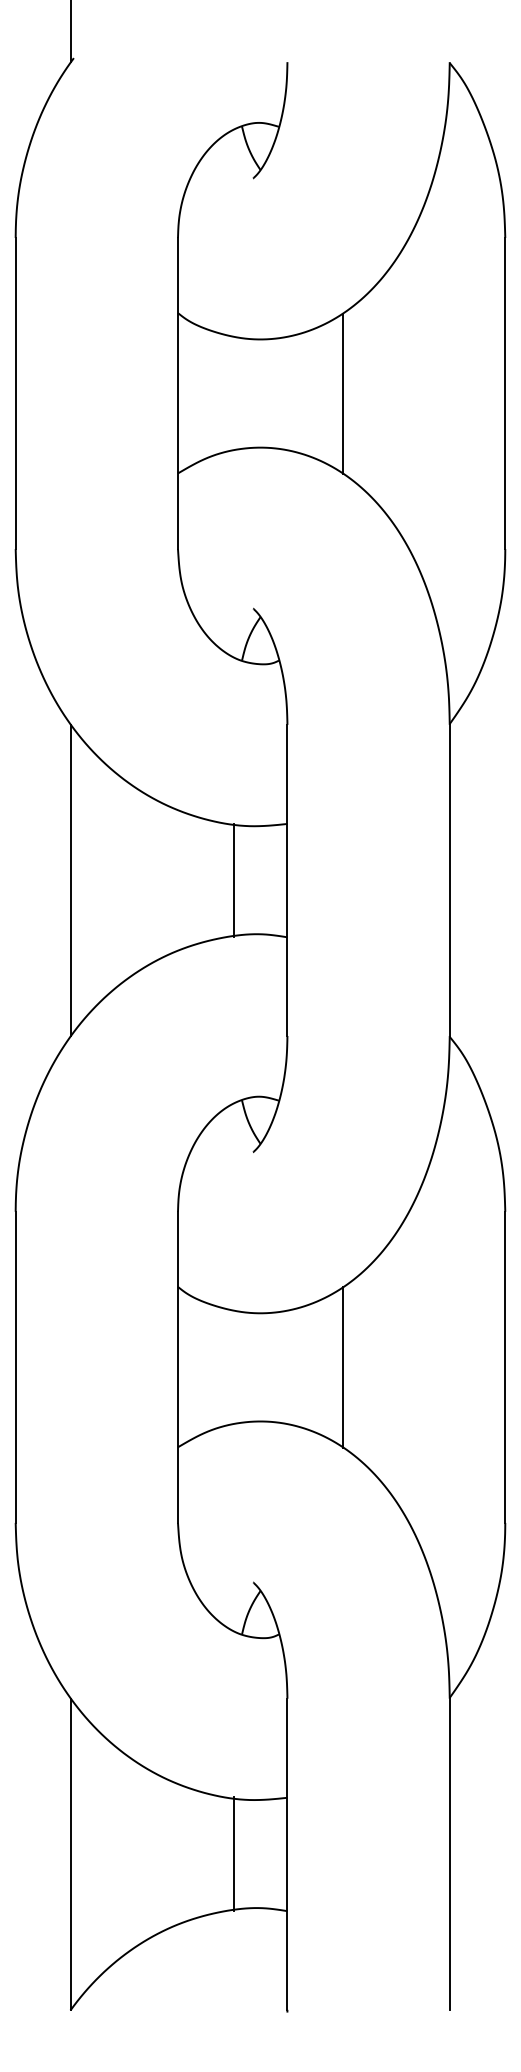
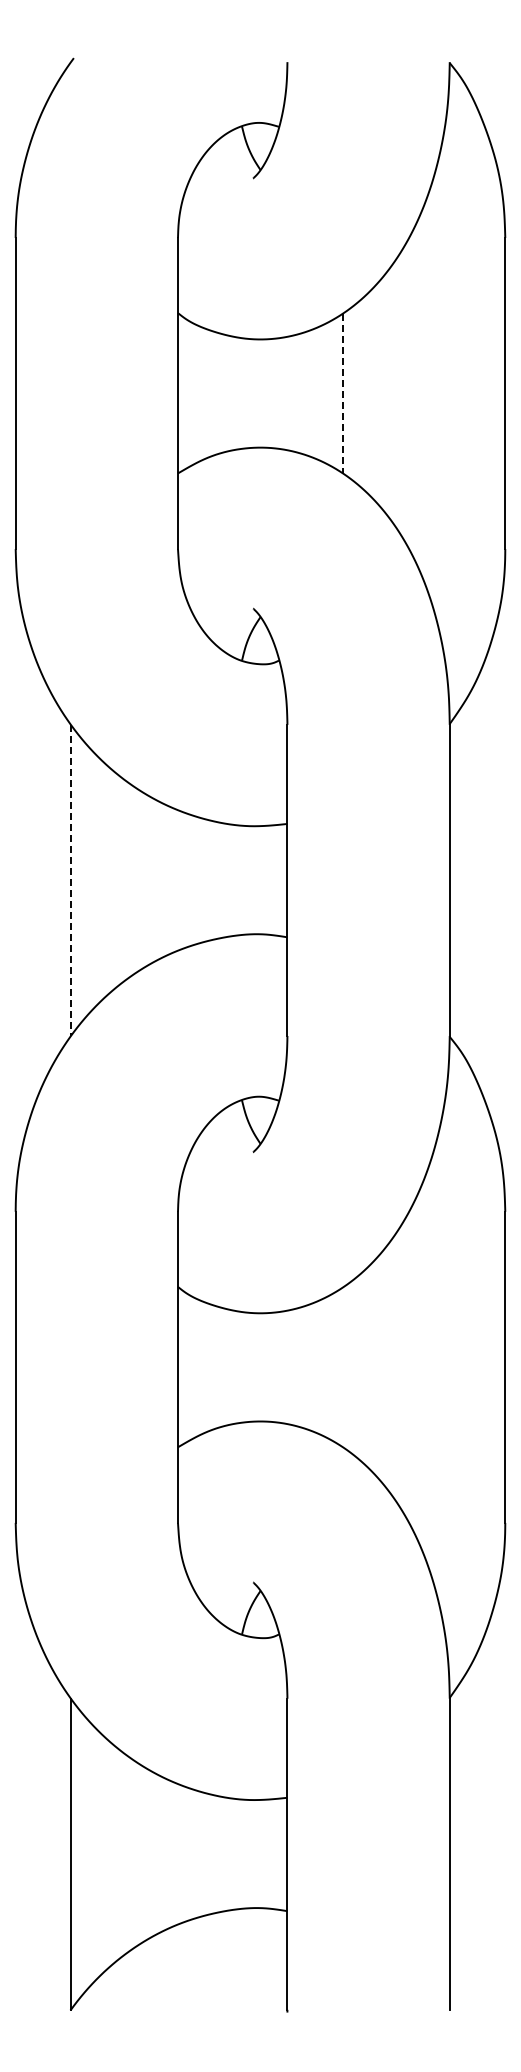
line: present -> none (71, 32)
line: solid -> dashed (342, 394)
line: present -> none (233, 879)
line: solid -> dashed (71, 880)
line: present -> none (342, 1367)
line: present -> none (233, 1853)
